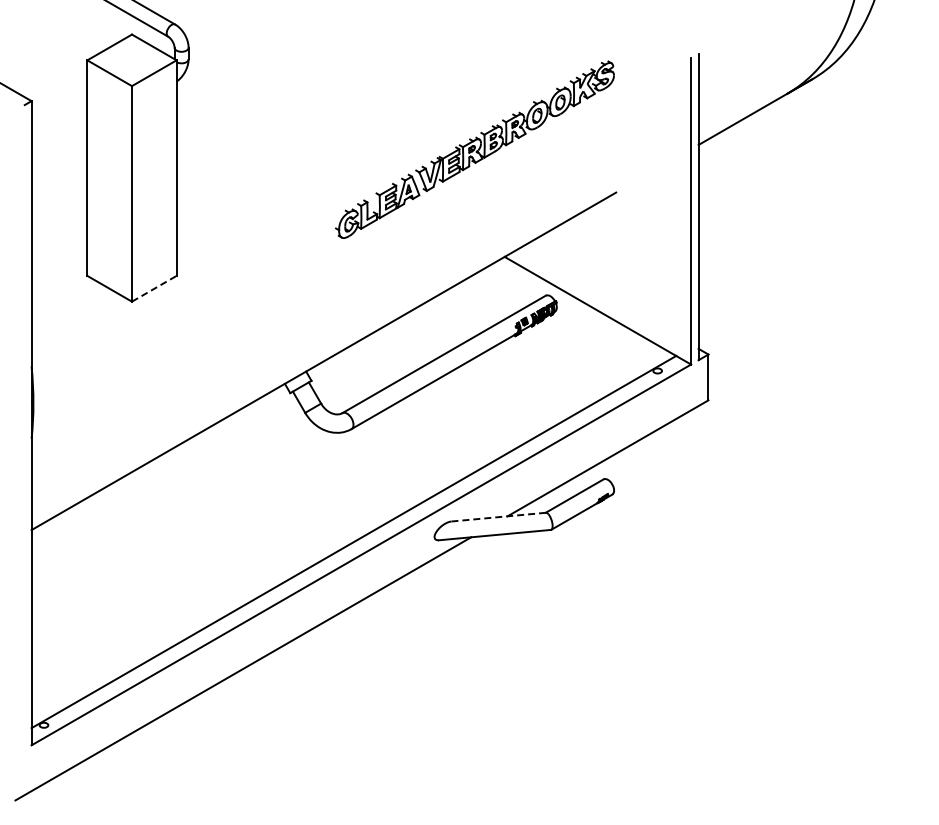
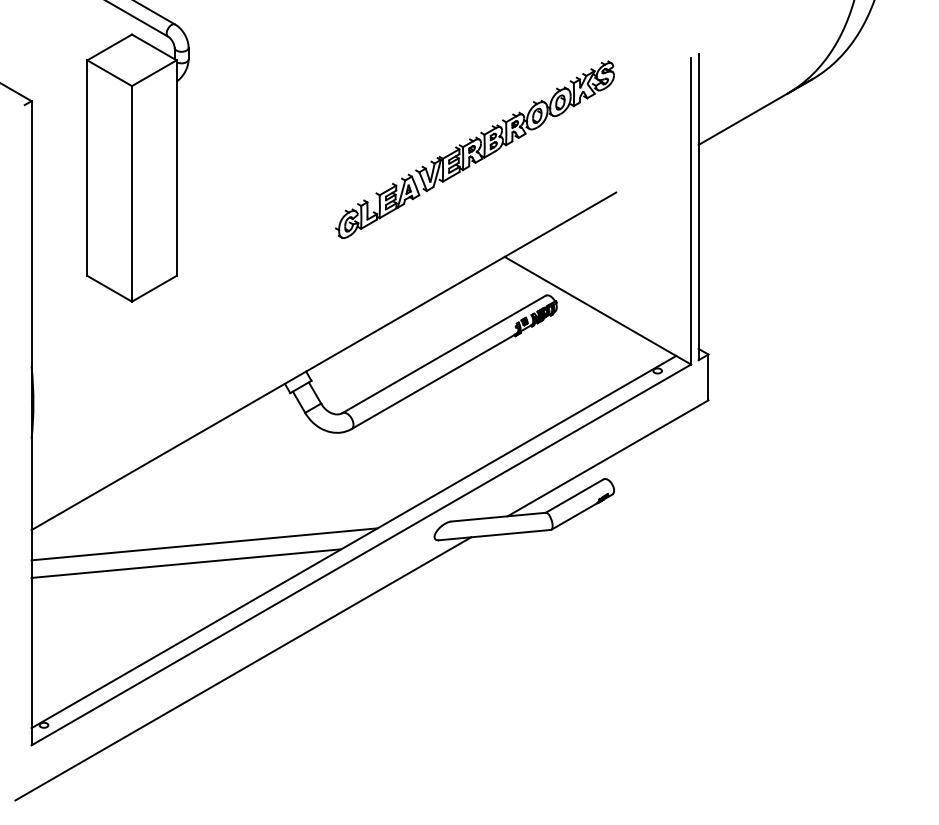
line: dashed -> solid (154, 288)
line: dashed -> solid (498, 517)
line: none -> present (204, 544)
line: none -> present (186, 563)
